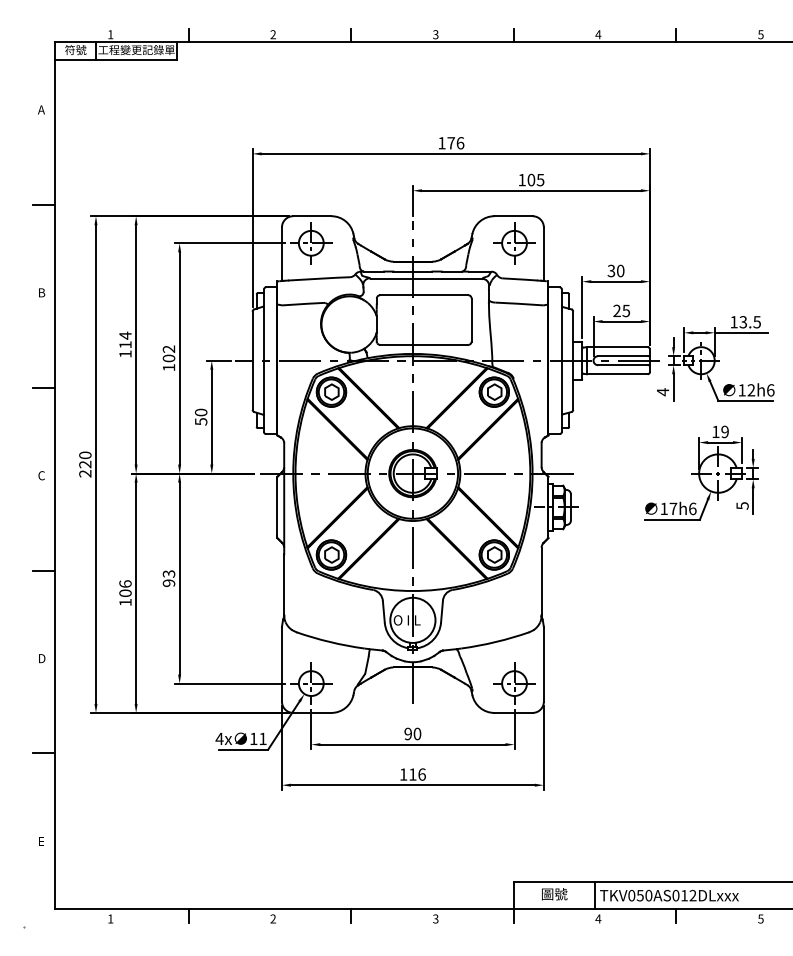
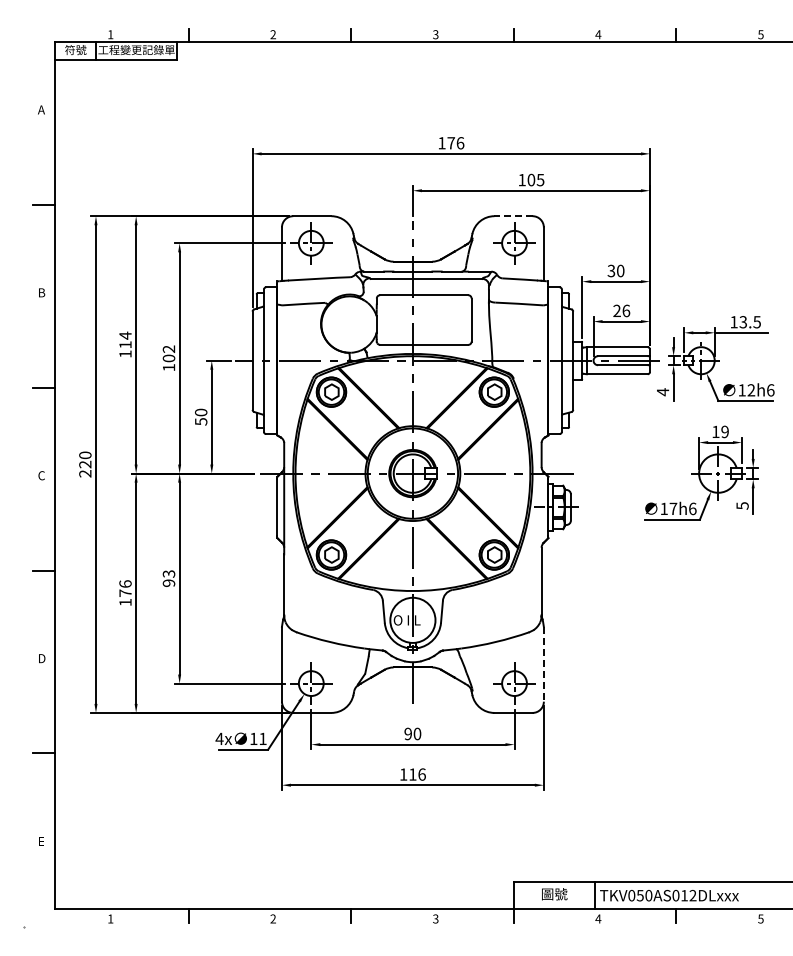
line: solid -> dashed (513, 216)
text: 25 -> 26 (626, 310)
text: 106 -> 176 (125, 592)
line: solid -> dashed (543, 664)
